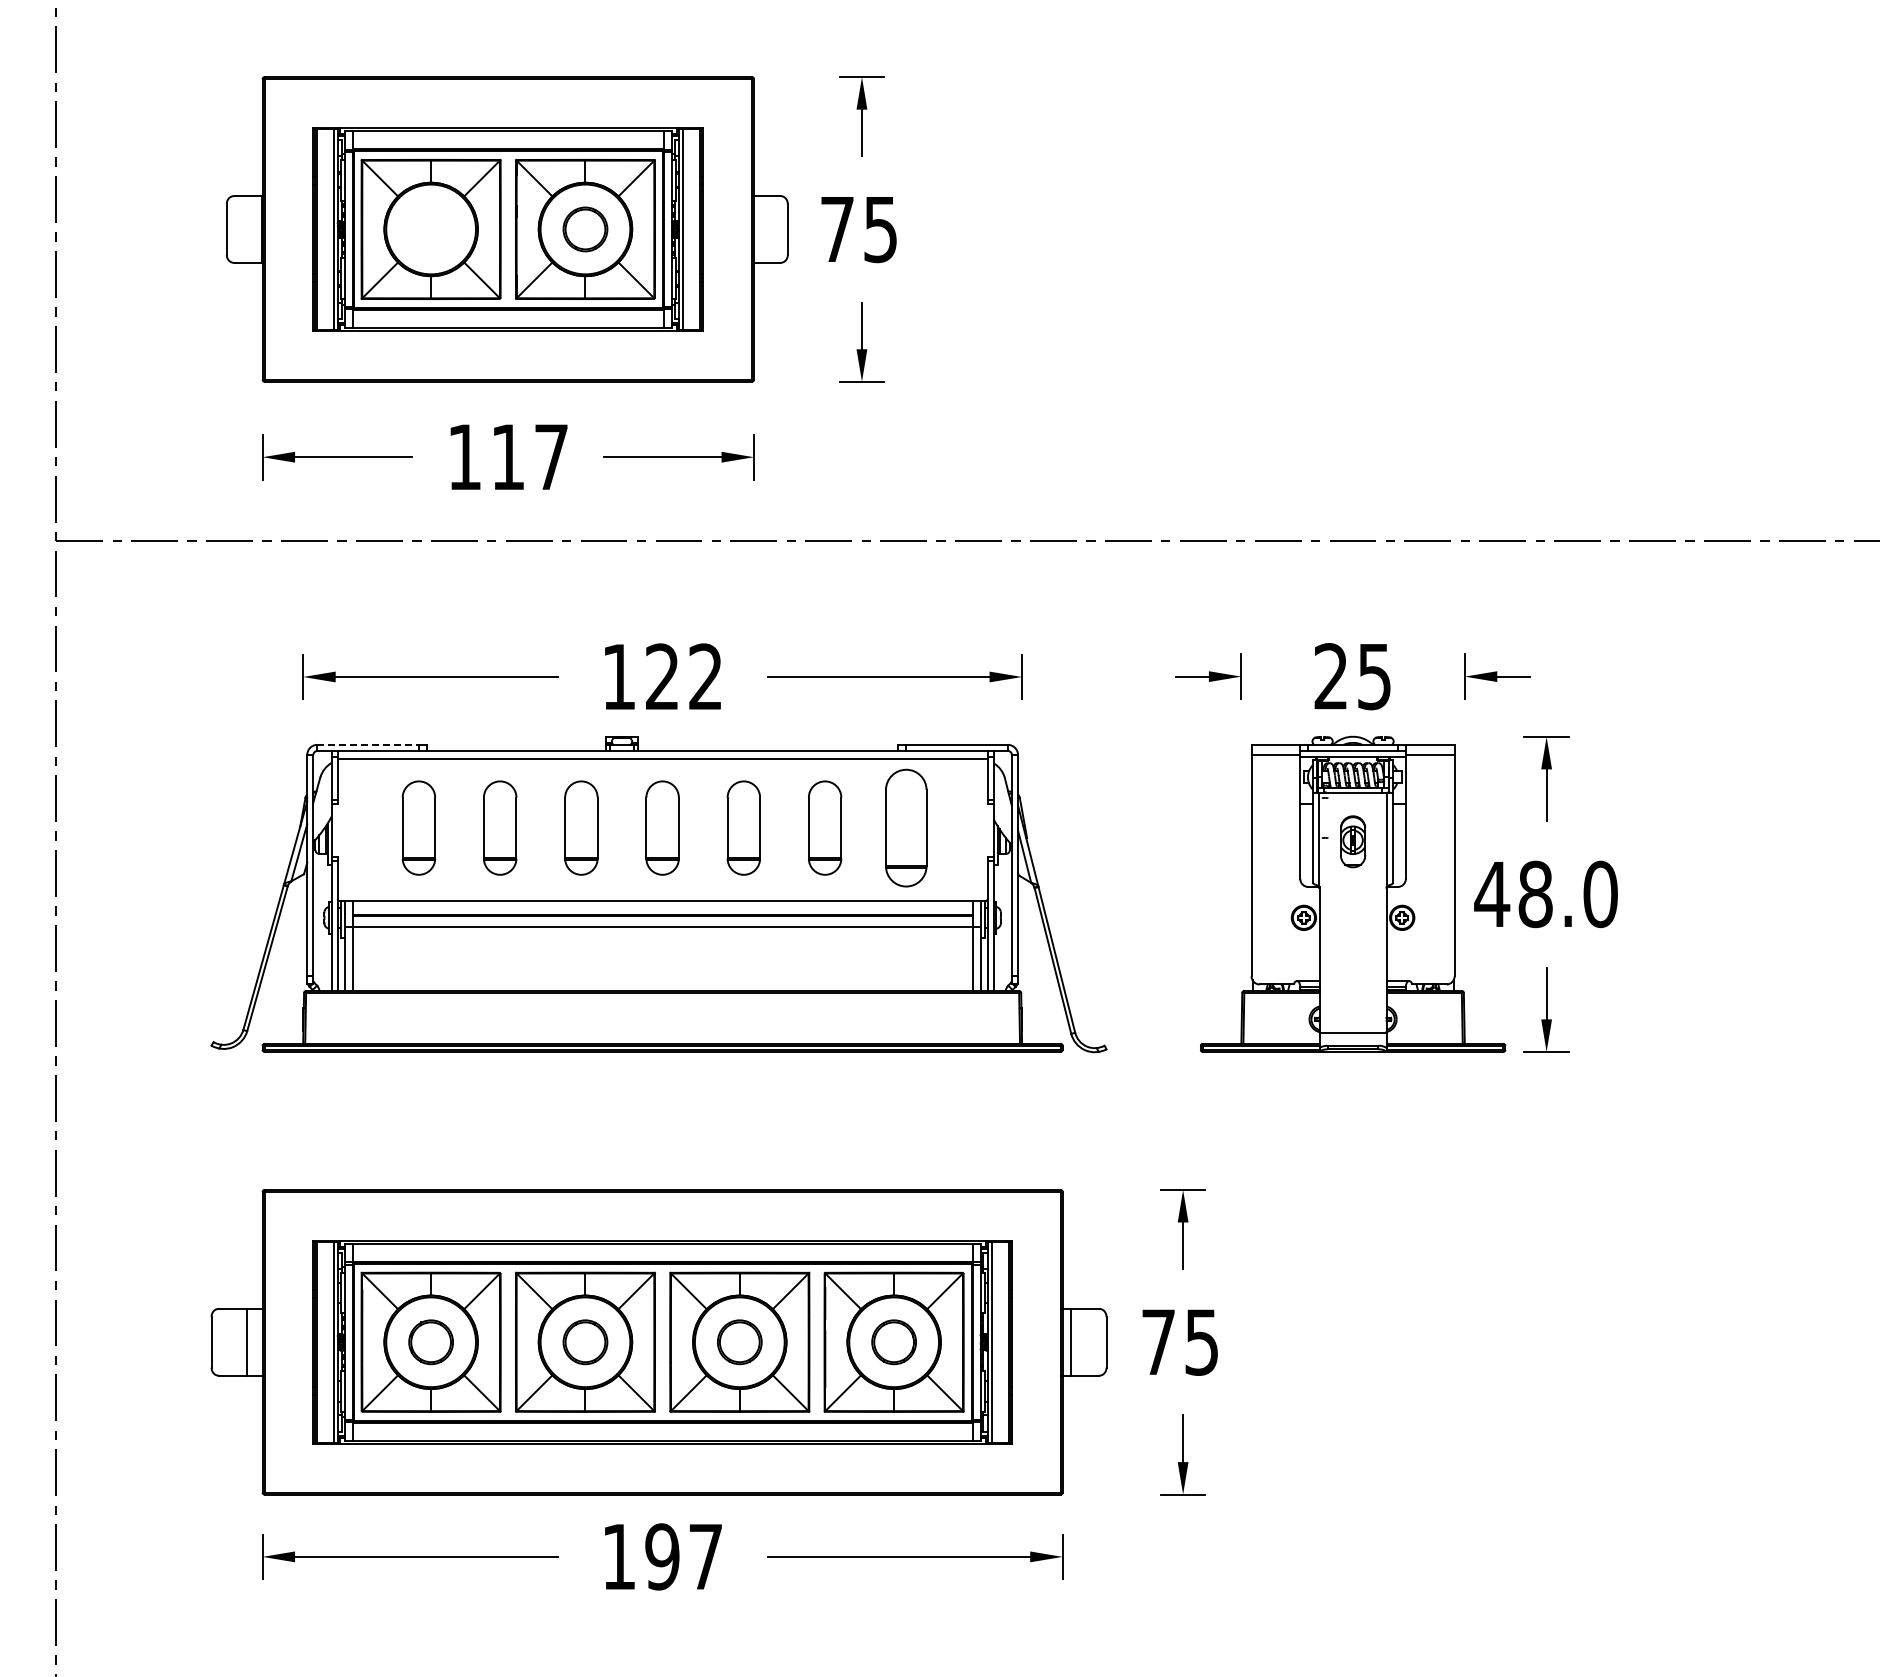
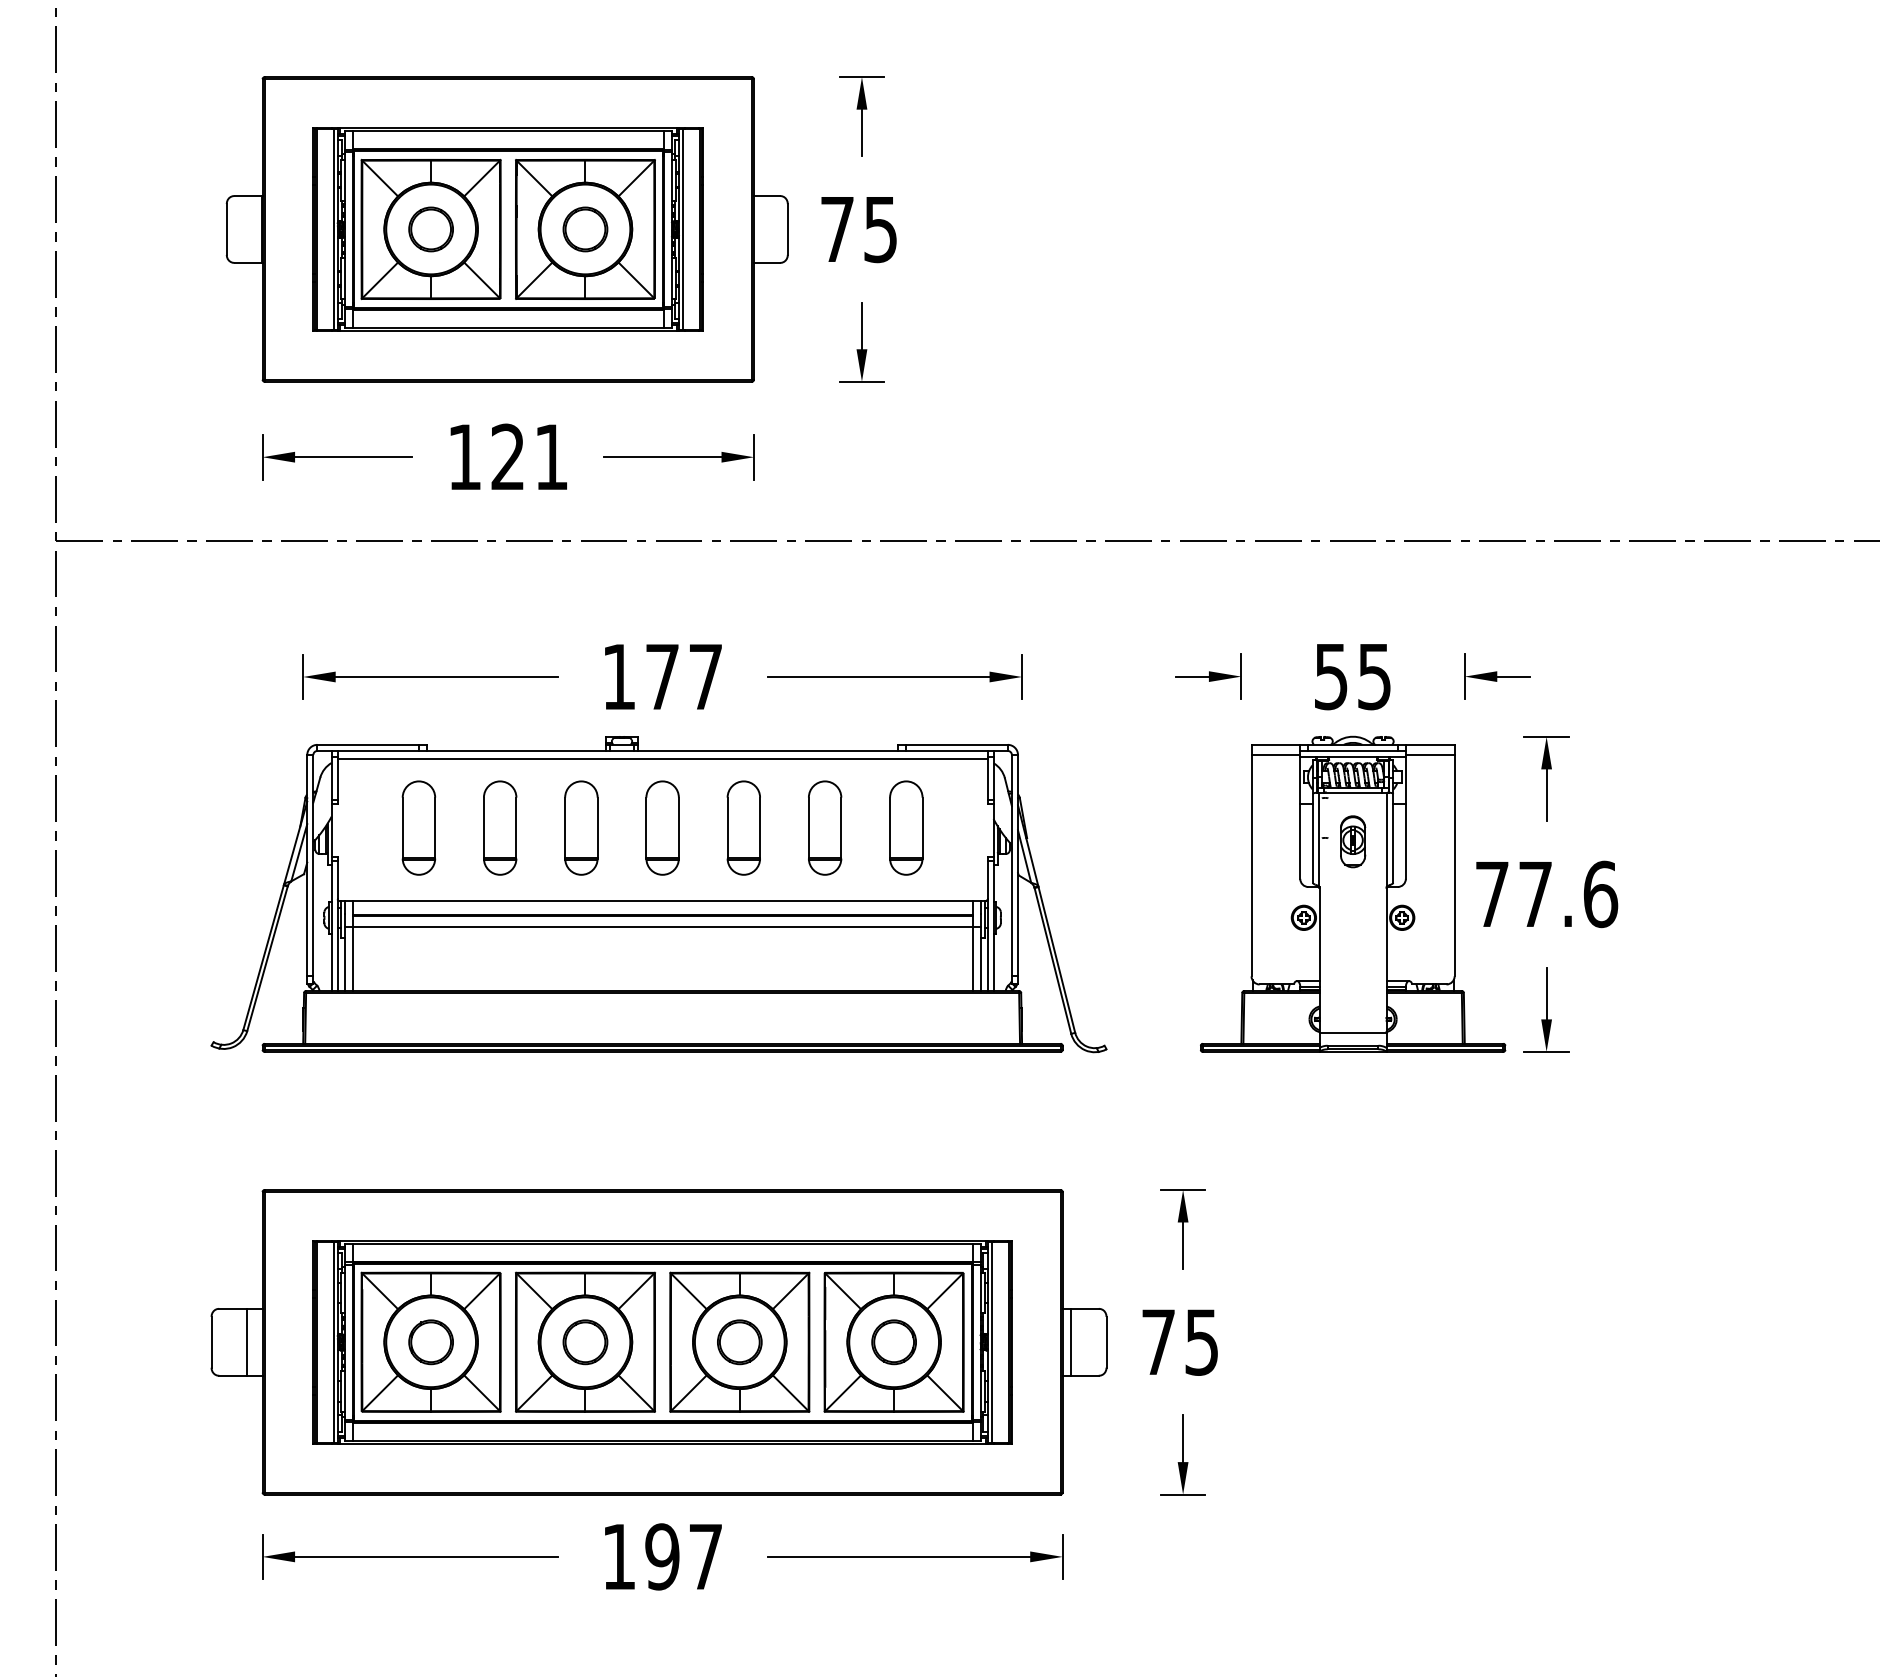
part: none -> present (430, 229)
text: 117 -> 121 (529, 456)
text: 122 -> 177 (683, 676)
text: 25 -> 55 (1330, 676)
line: dashed -> solid (368, 744)
part size: 43x120 px -> 35x96 px (906, 827)
text: 48.0 -> 77.6 (1546, 894)
